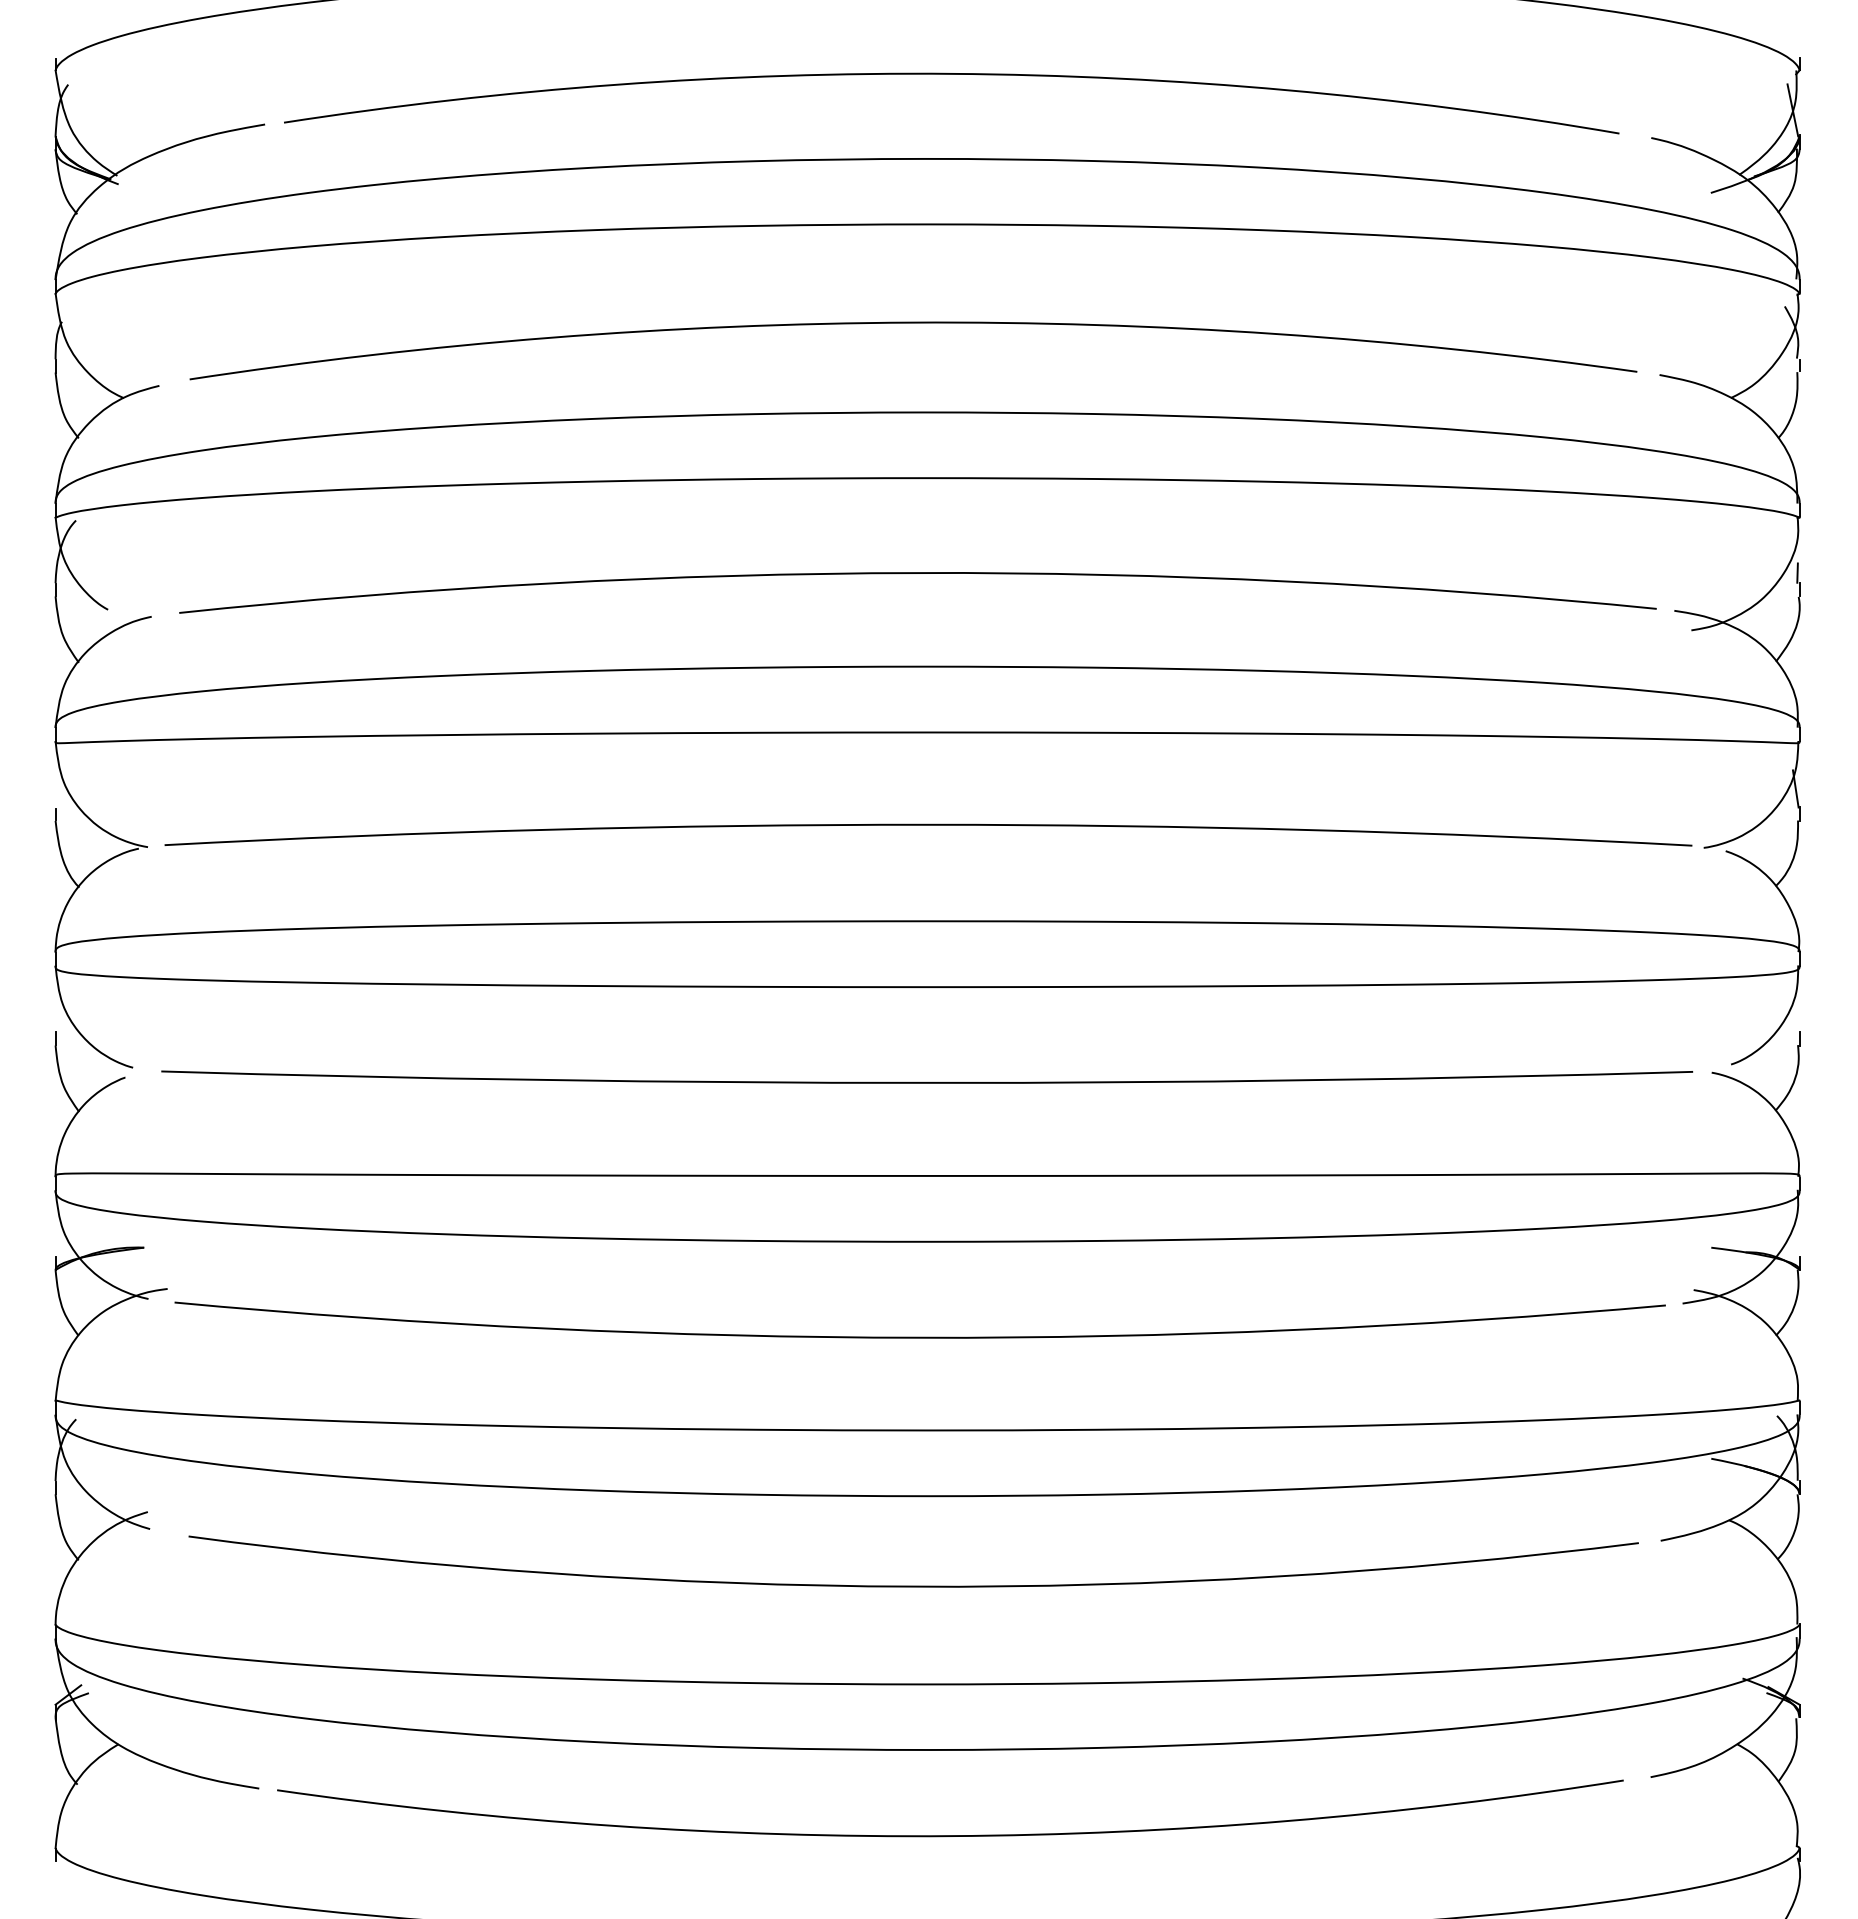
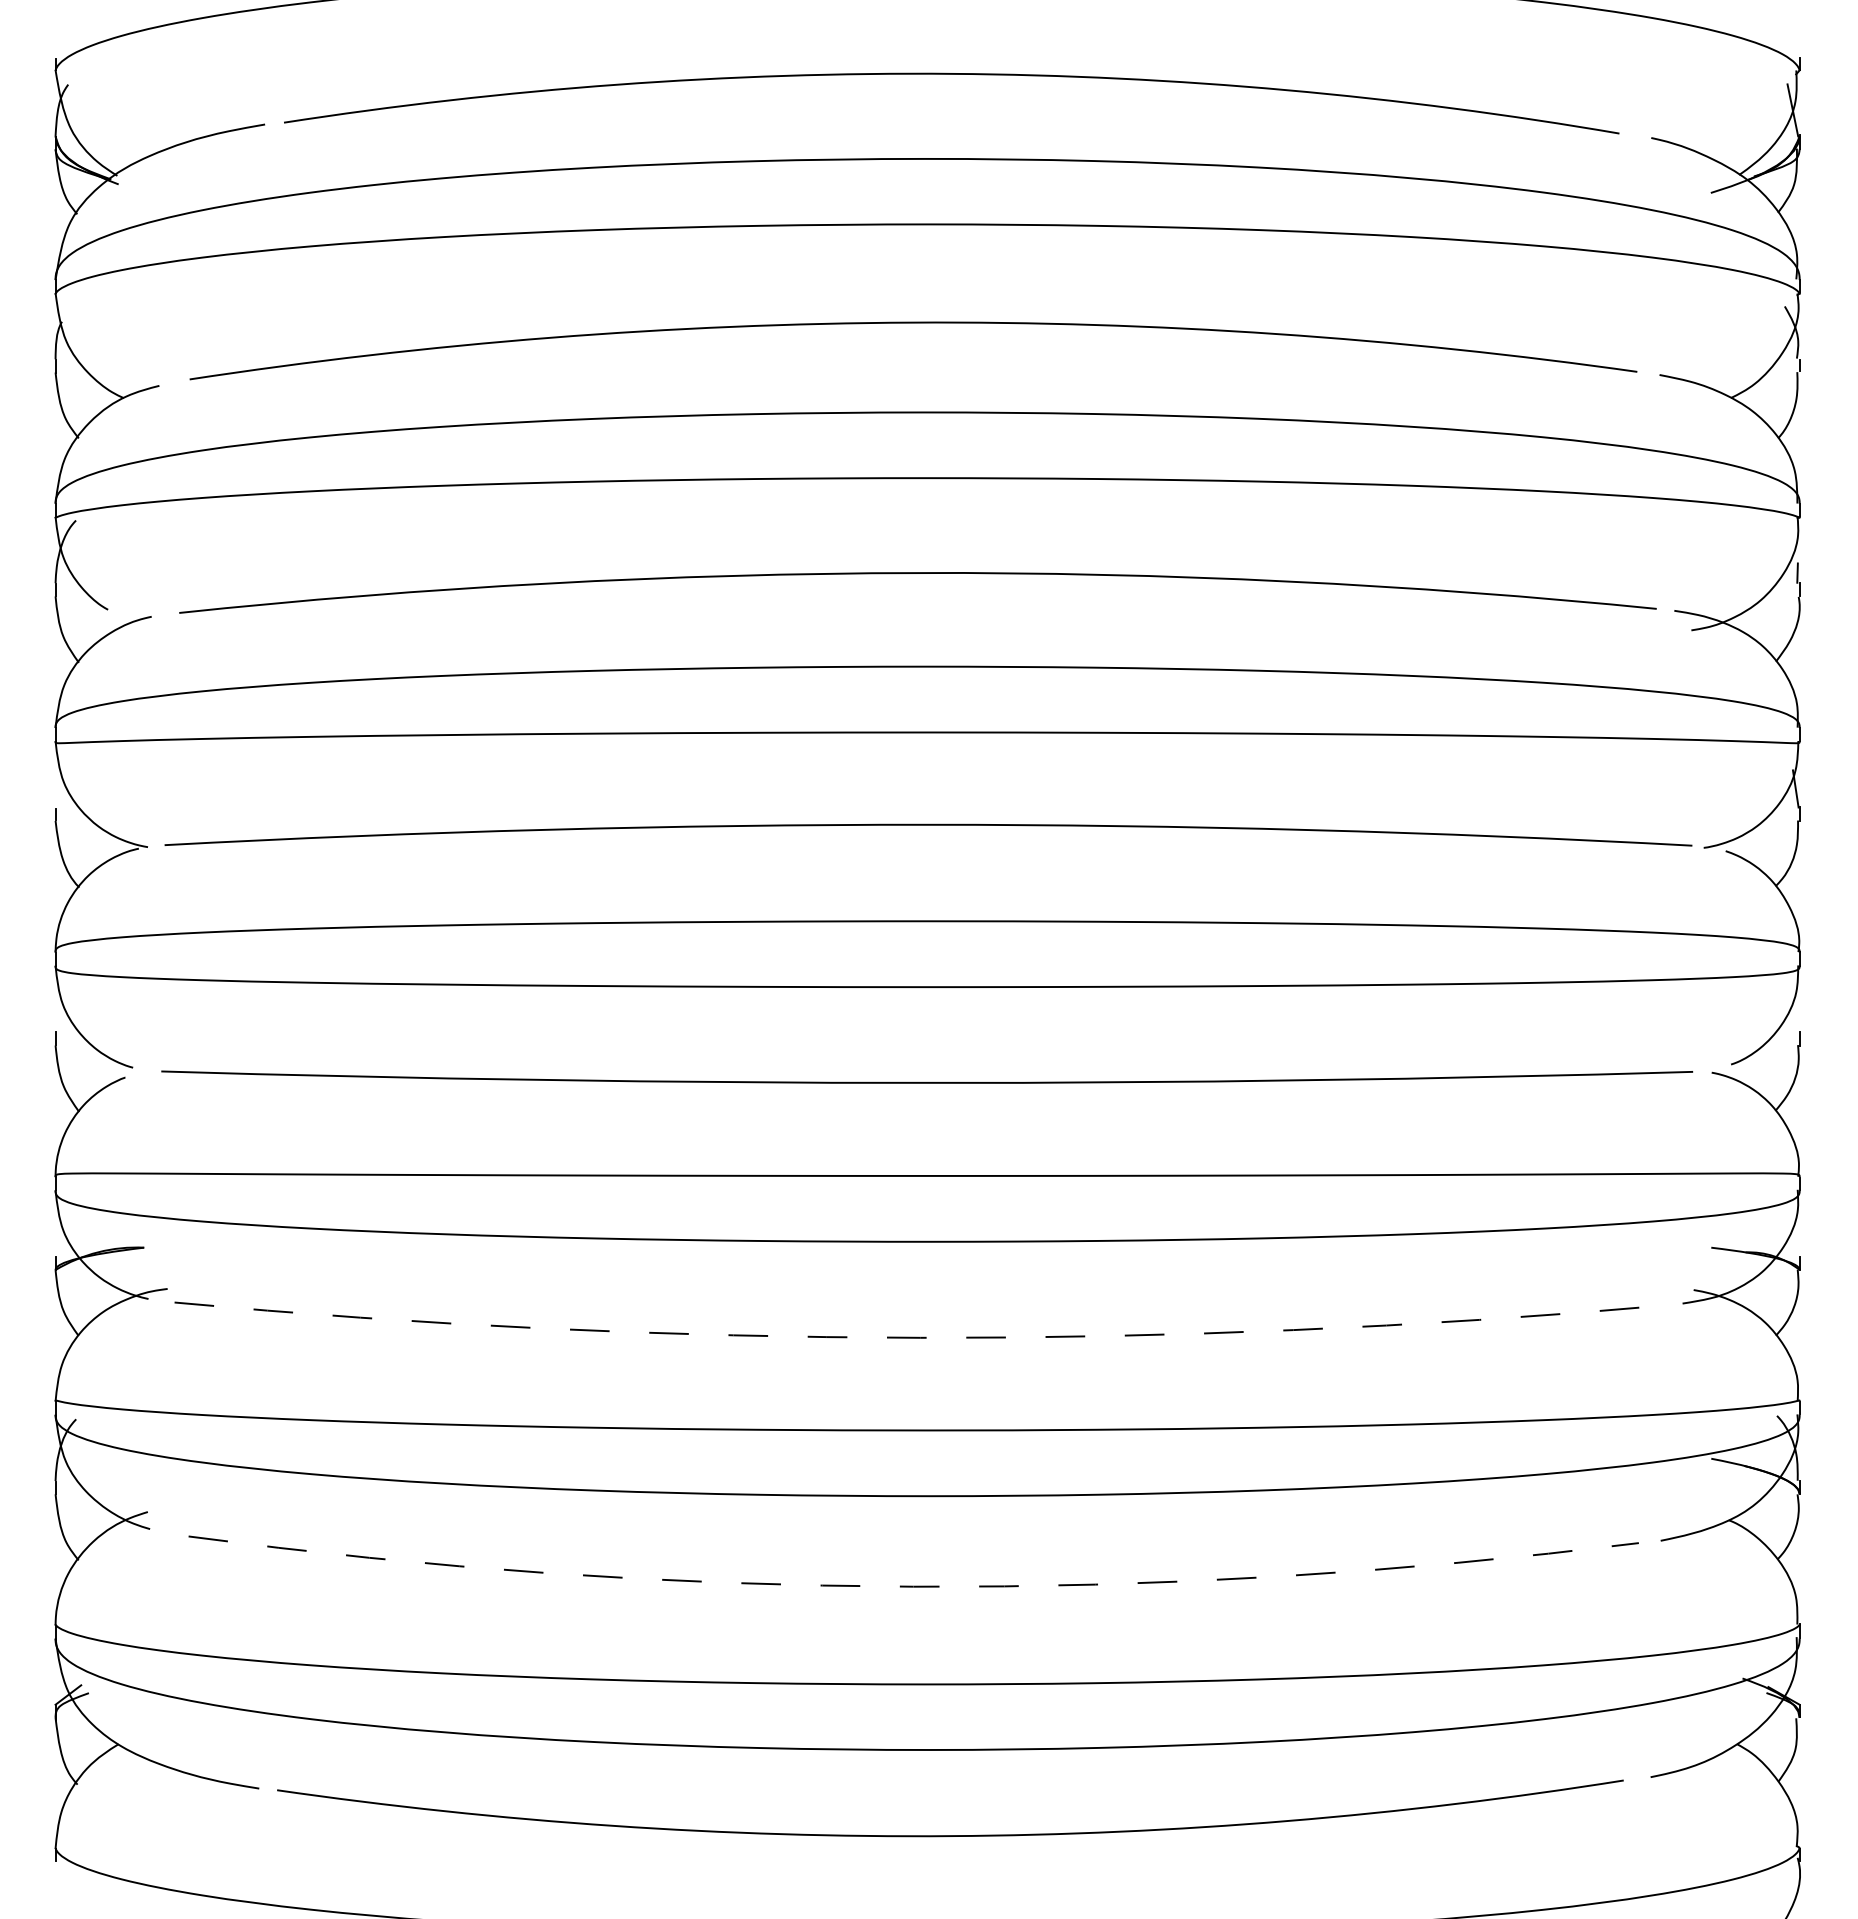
arc: solid -> dashed (920, 1337)
arc: solid -> dashed (913, 1586)
